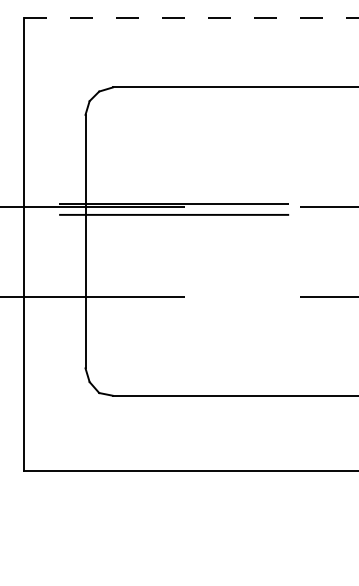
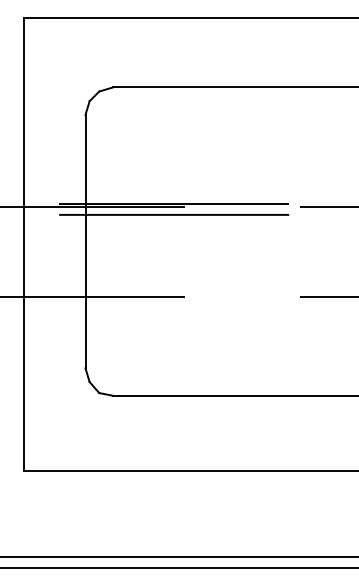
line: dashed -> solid (191, 17)
line: none -> present (178, 557)
line: none -> present (178, 568)
